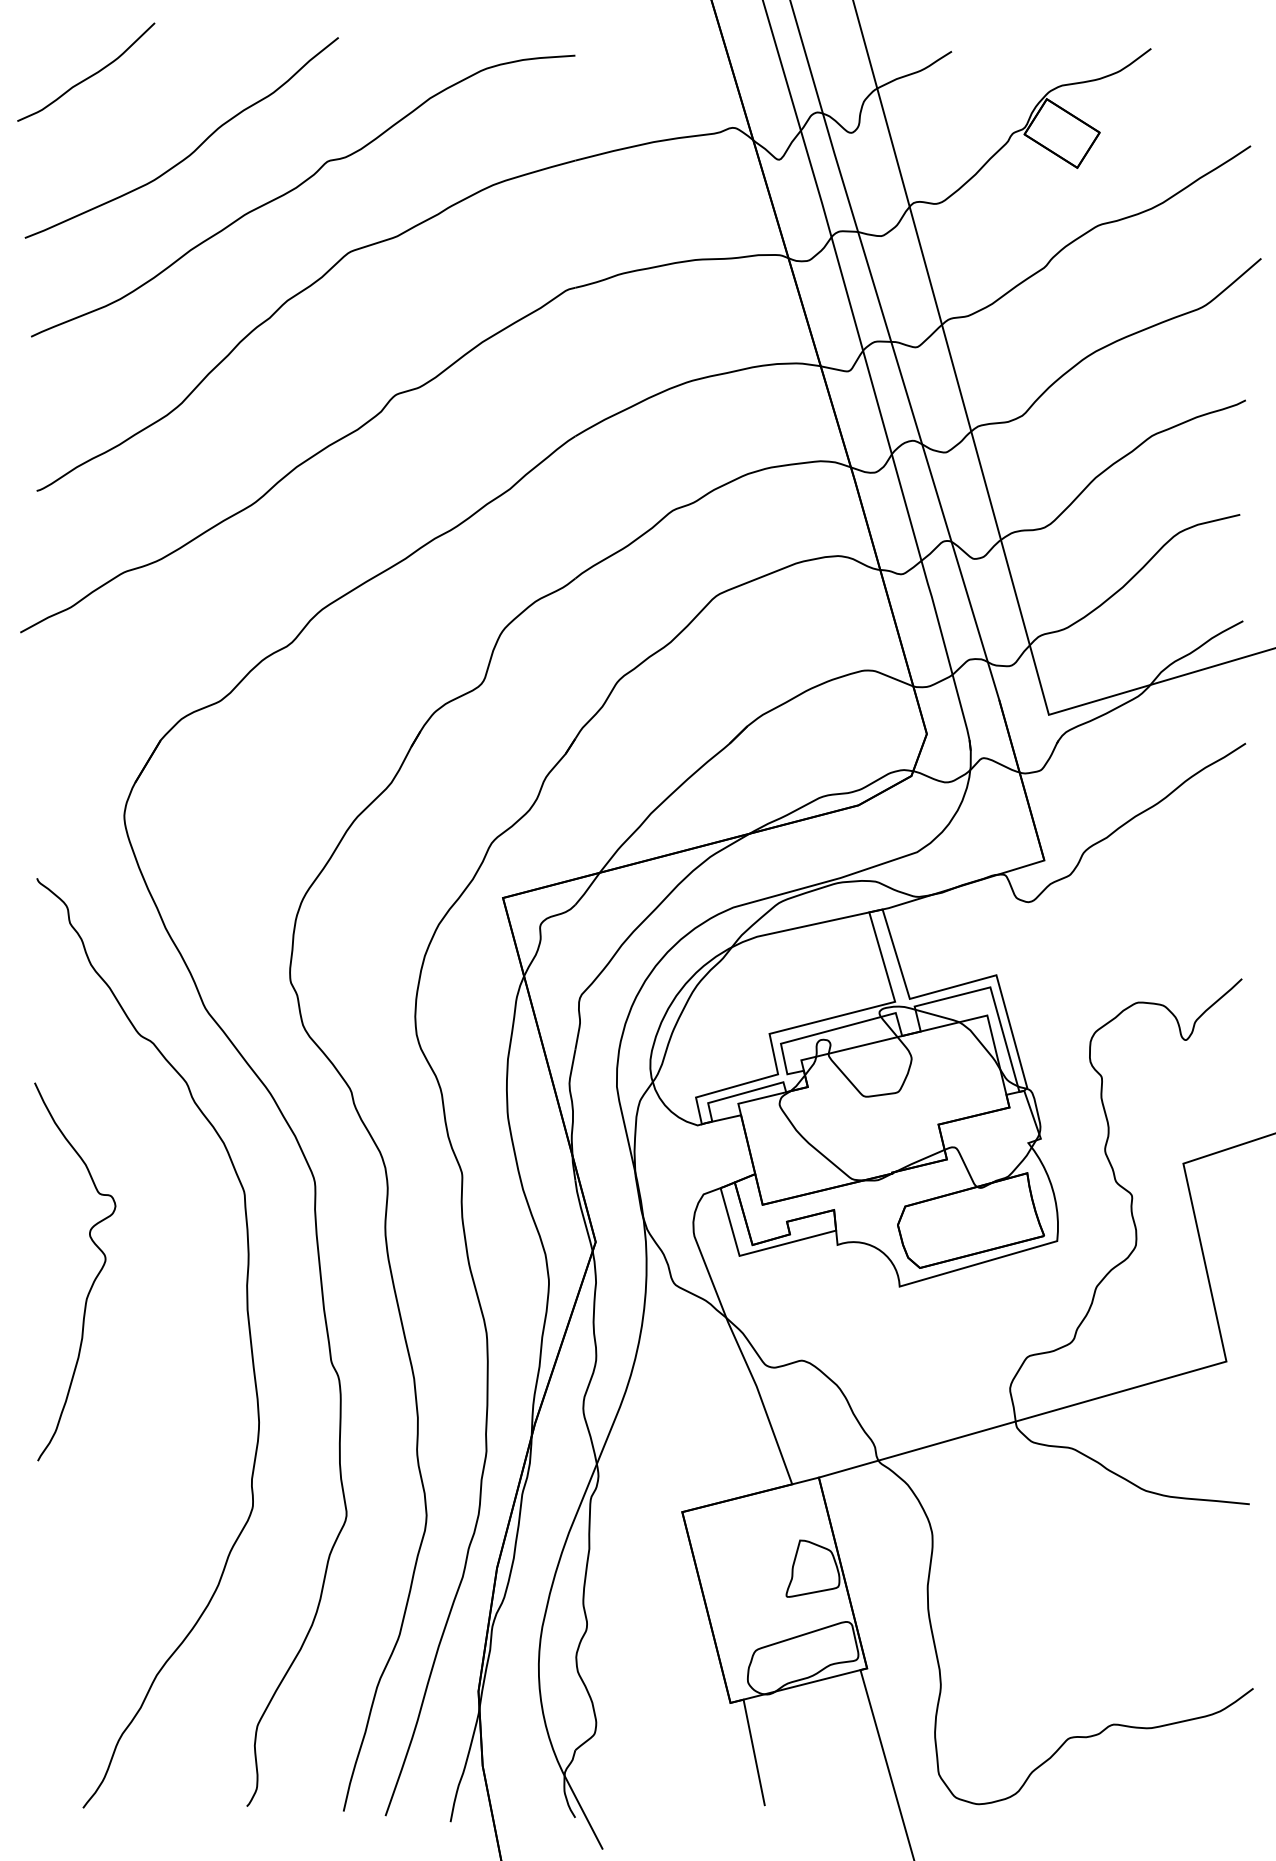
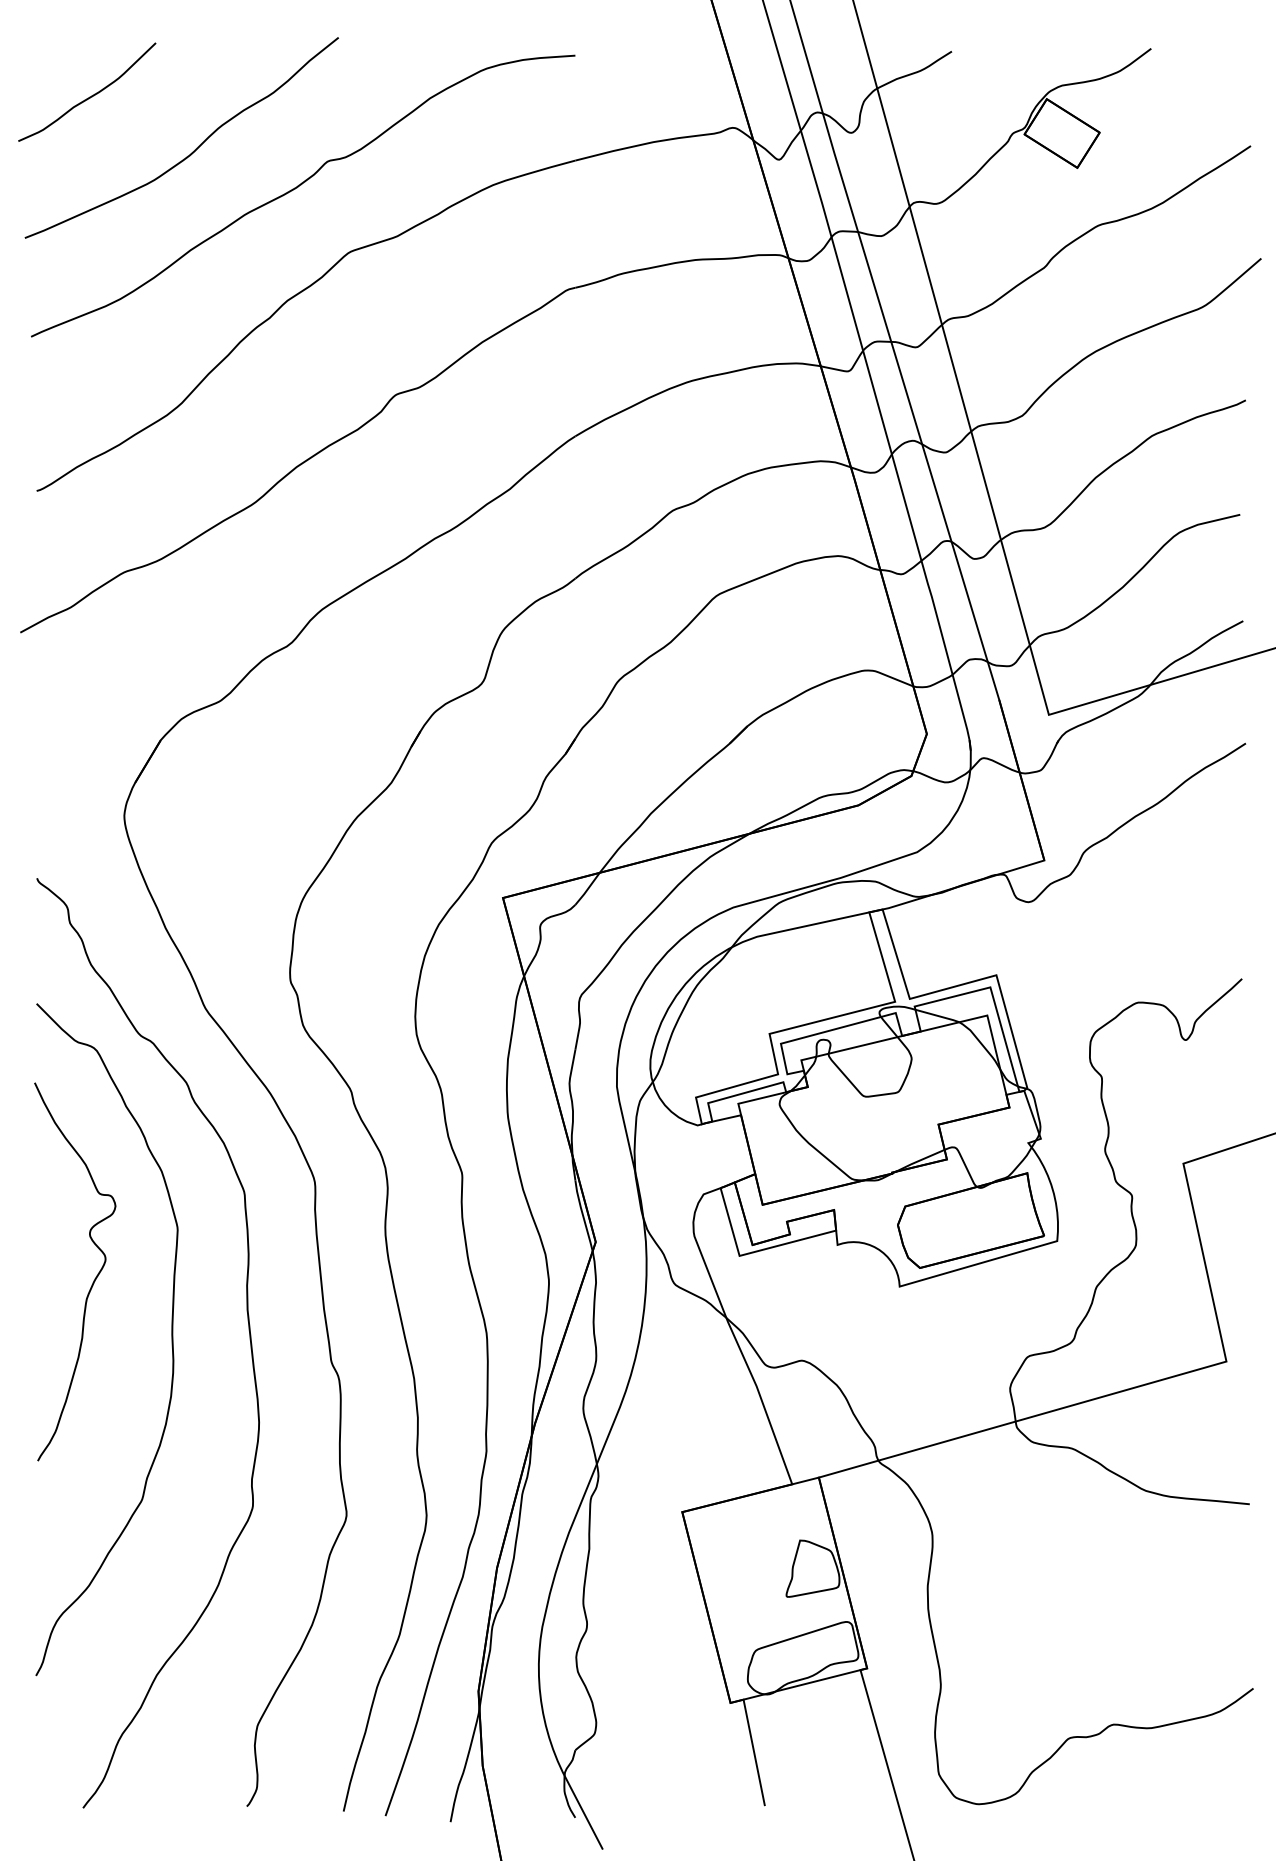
curve position: (88, 76) -> (89, 96) (89, 96)
curve: none -> present (171, 1339)
